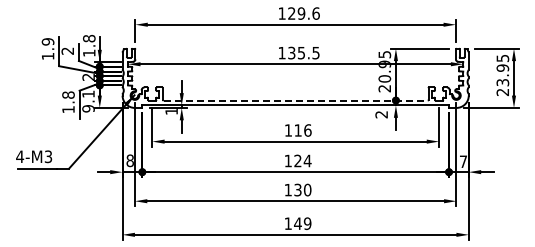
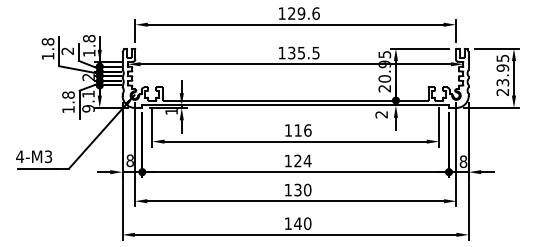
text: 1.9 -> 1.8 (48, 41)
line: dashed -> solid (296, 100)
text: 7 -> 8 (463, 161)
text: 149 -> 140 (307, 223)
